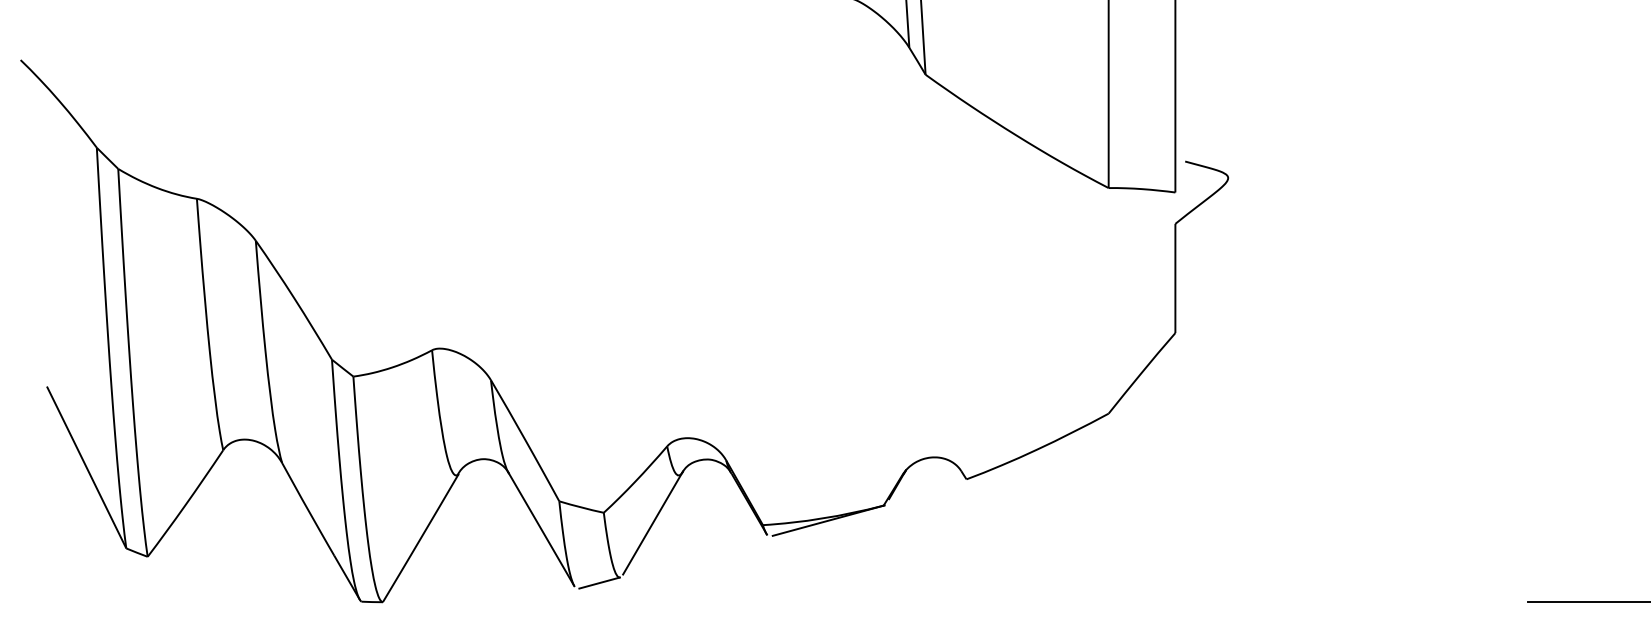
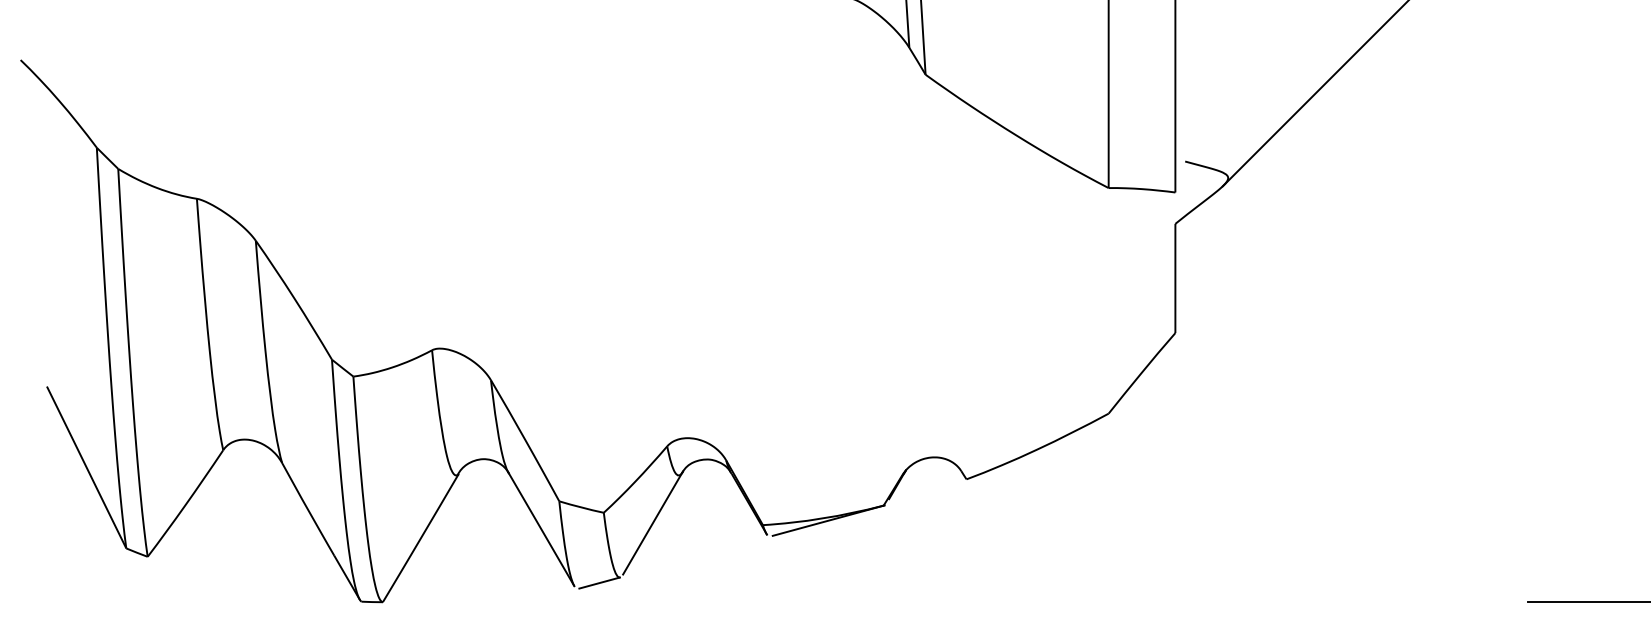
line: none -> present (1314, 94)
